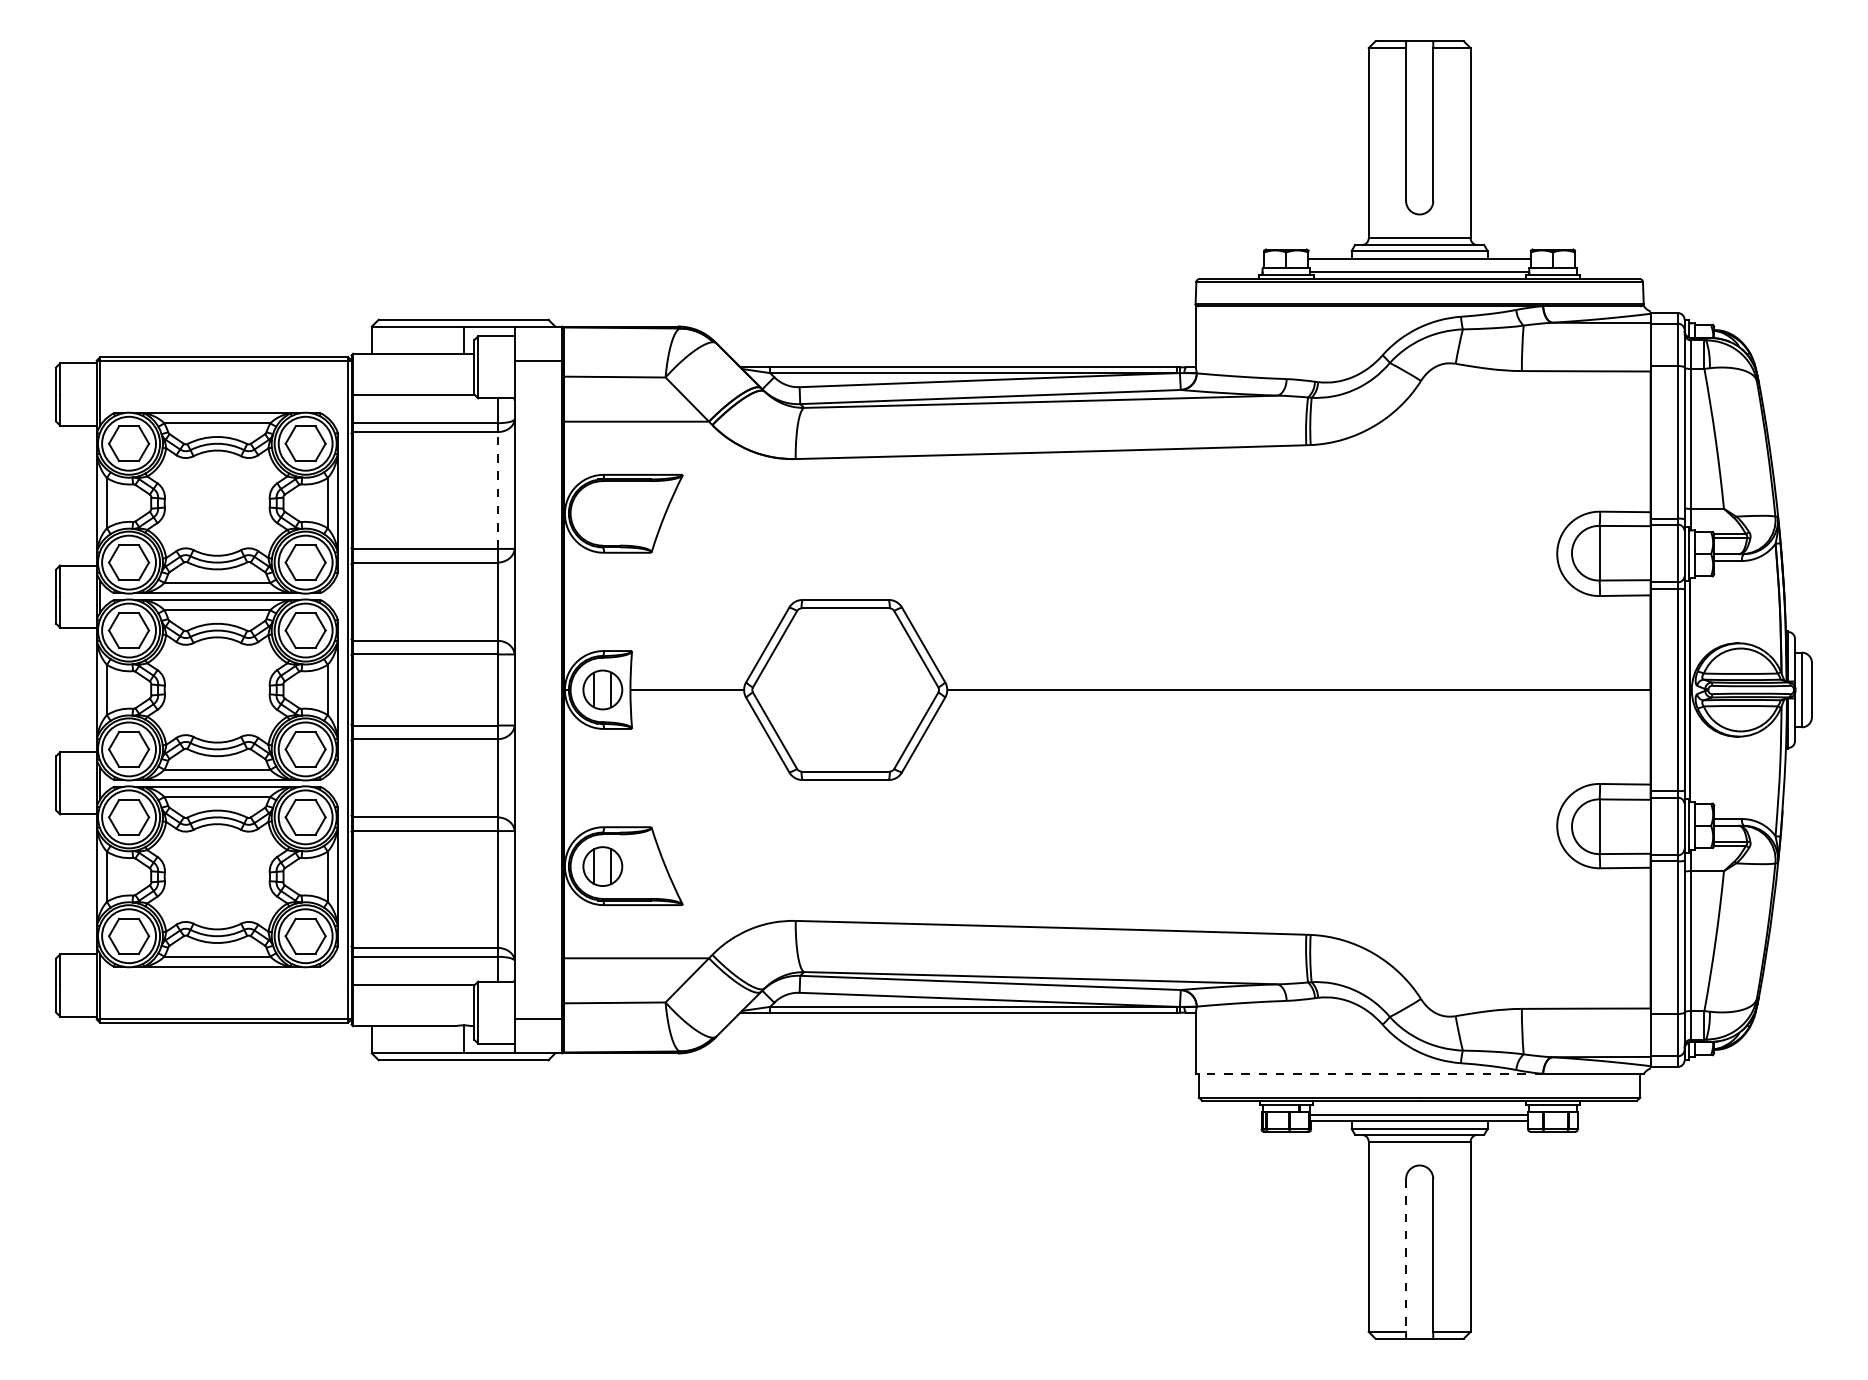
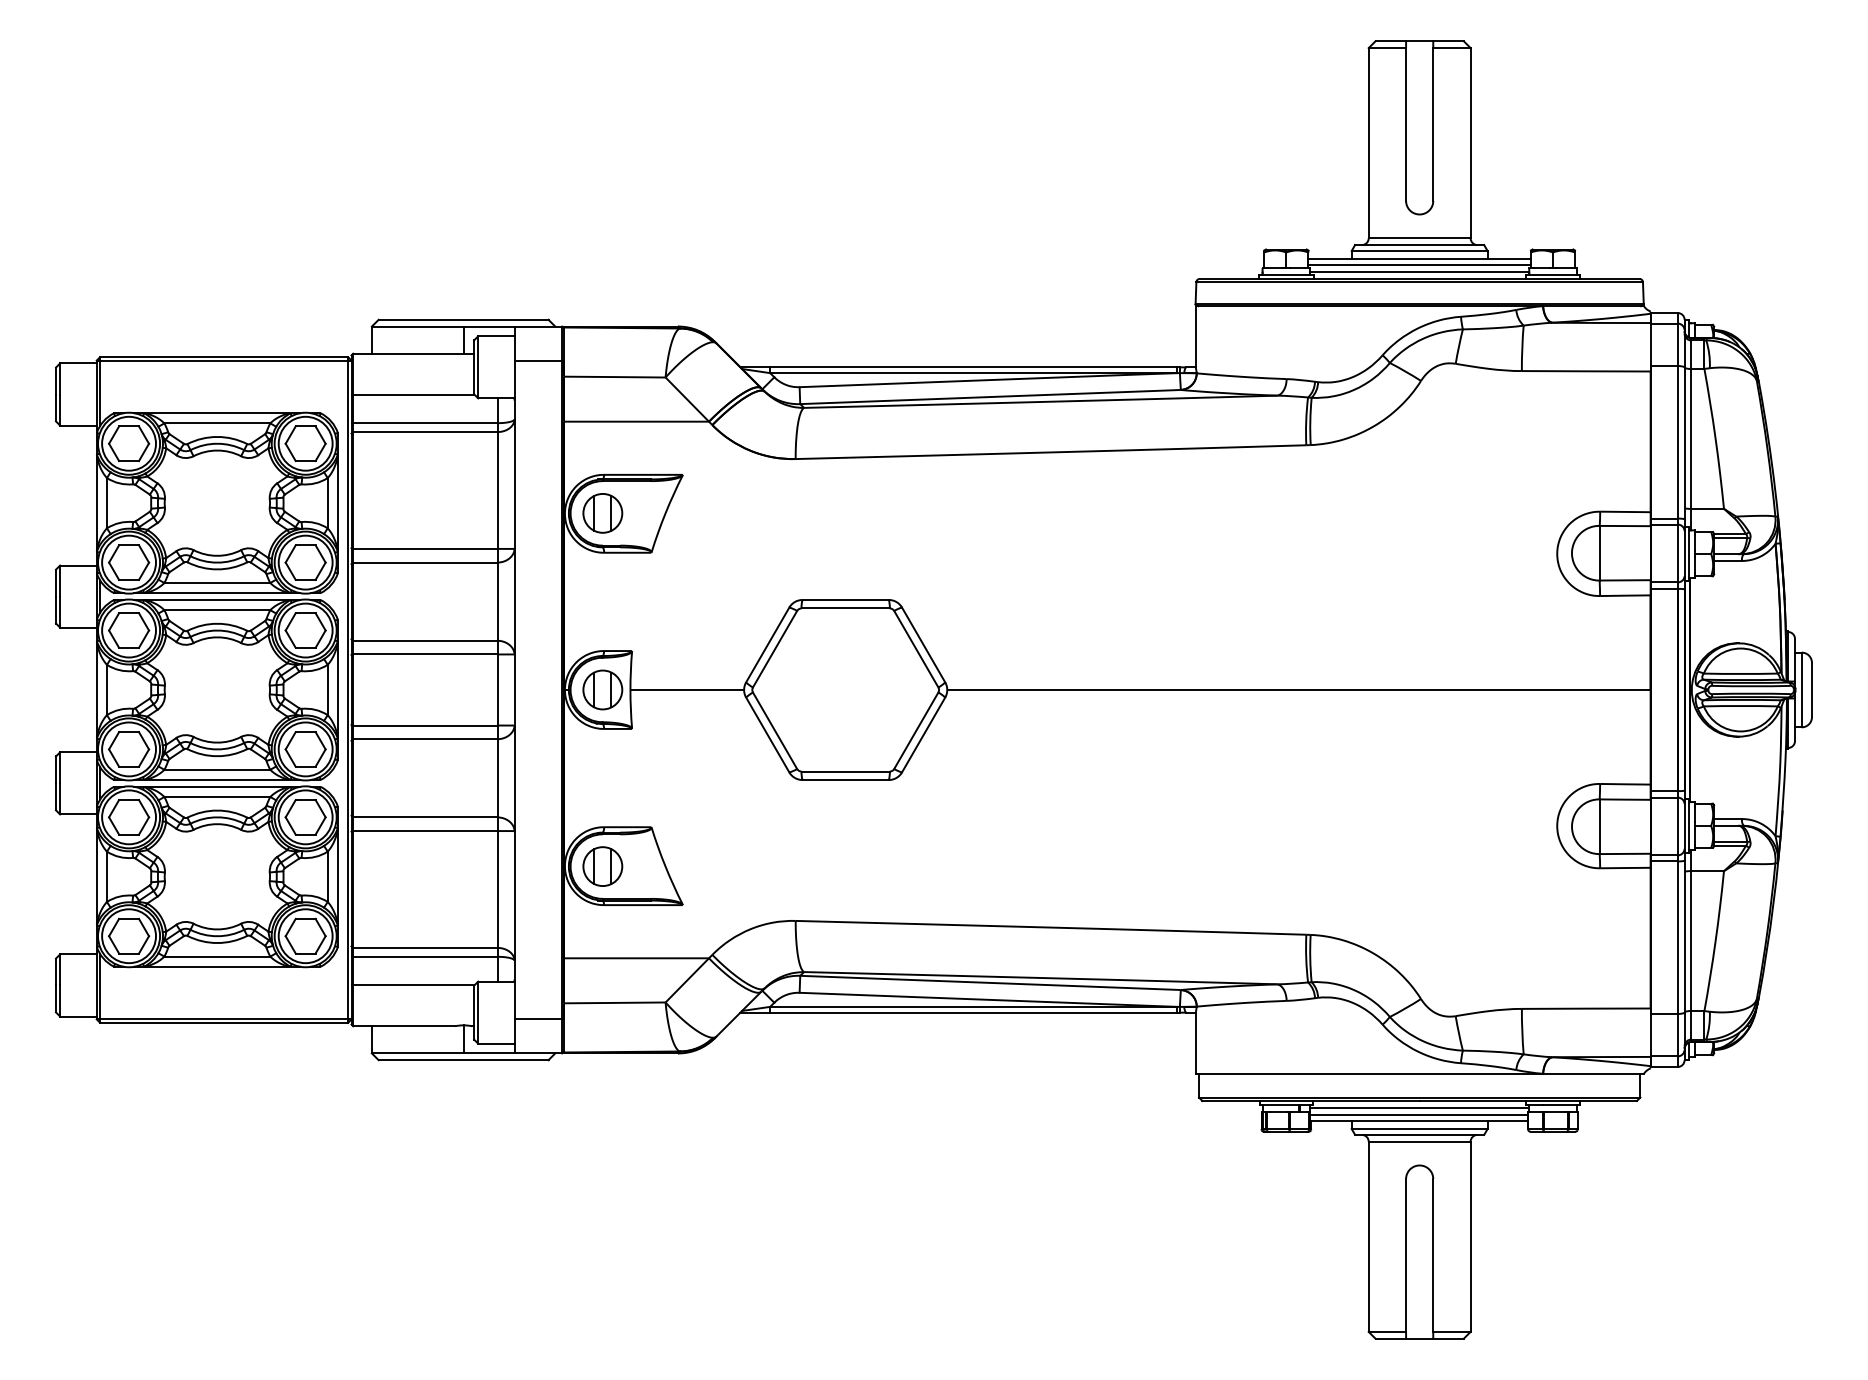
line: none -> present (1419, 265)
line: dashed -> solid (497, 489)
part: none -> present (602, 513)
line: dashed -> solid (1369, 1073)
line: none -> present (1419, 1107)
line: dashed -> solid (1406, 1255)
